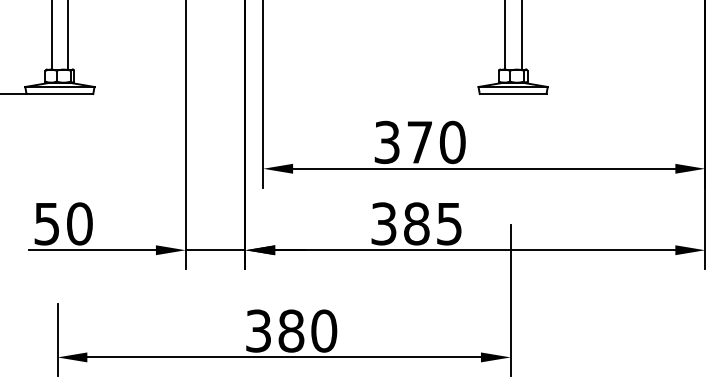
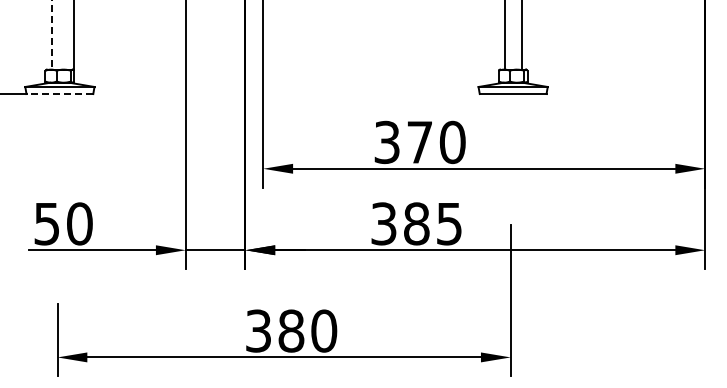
line: solid -> dashed (51, 35)
line position: (68, 35) -> (74, 35) (74, 35)
line: solid -> dashed (59, 94)
